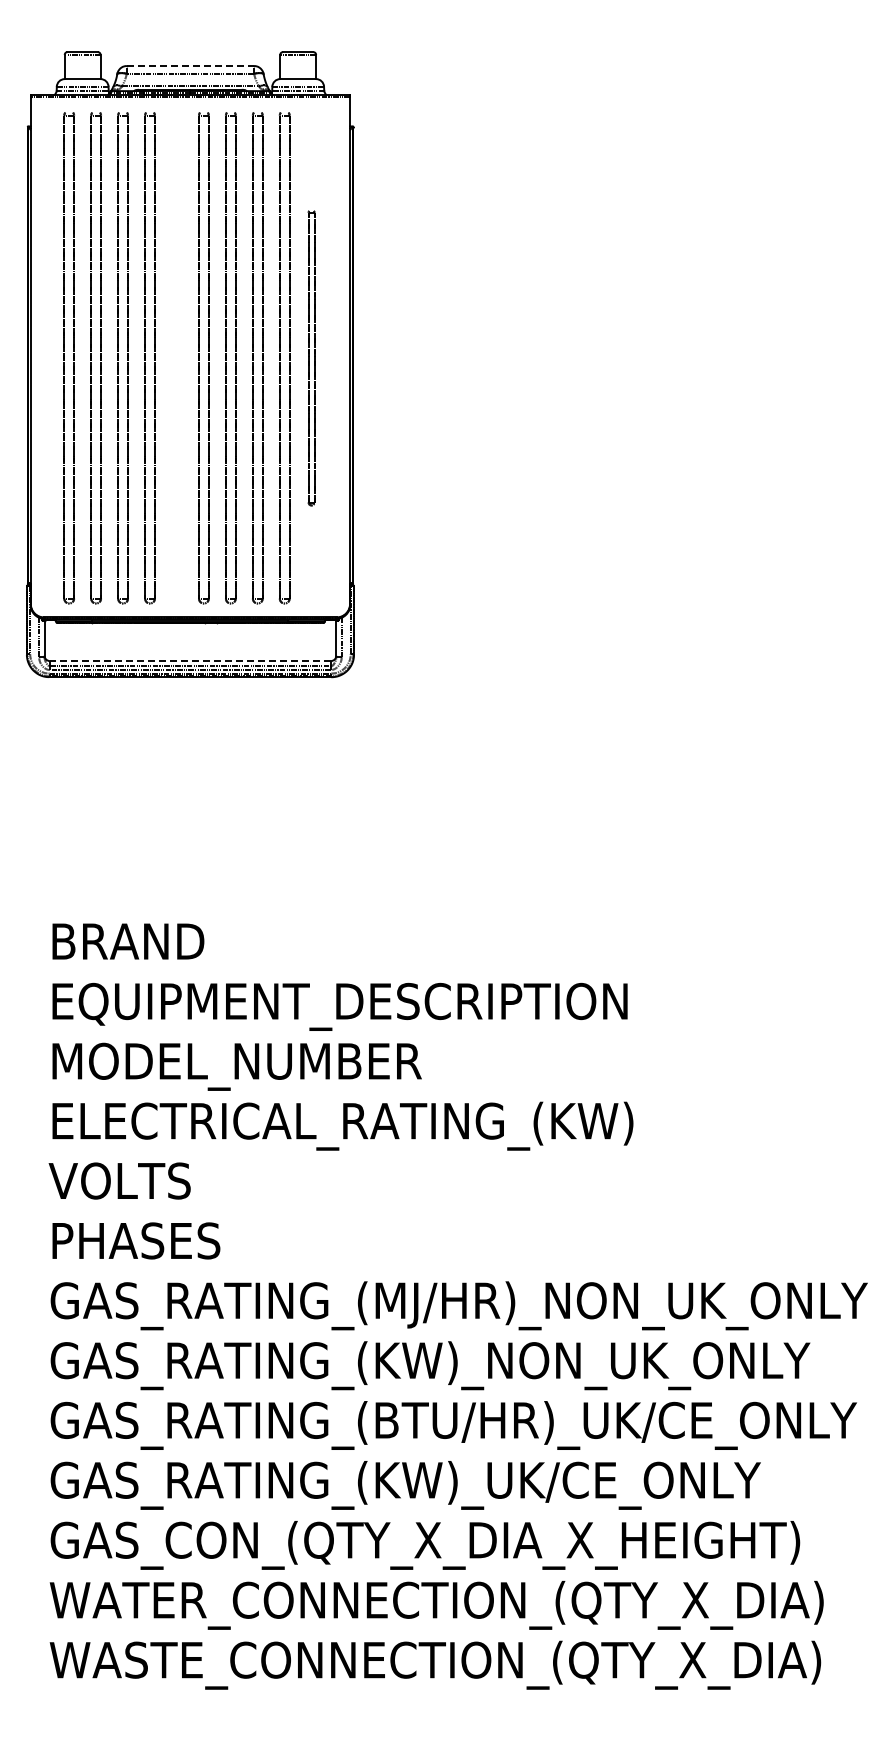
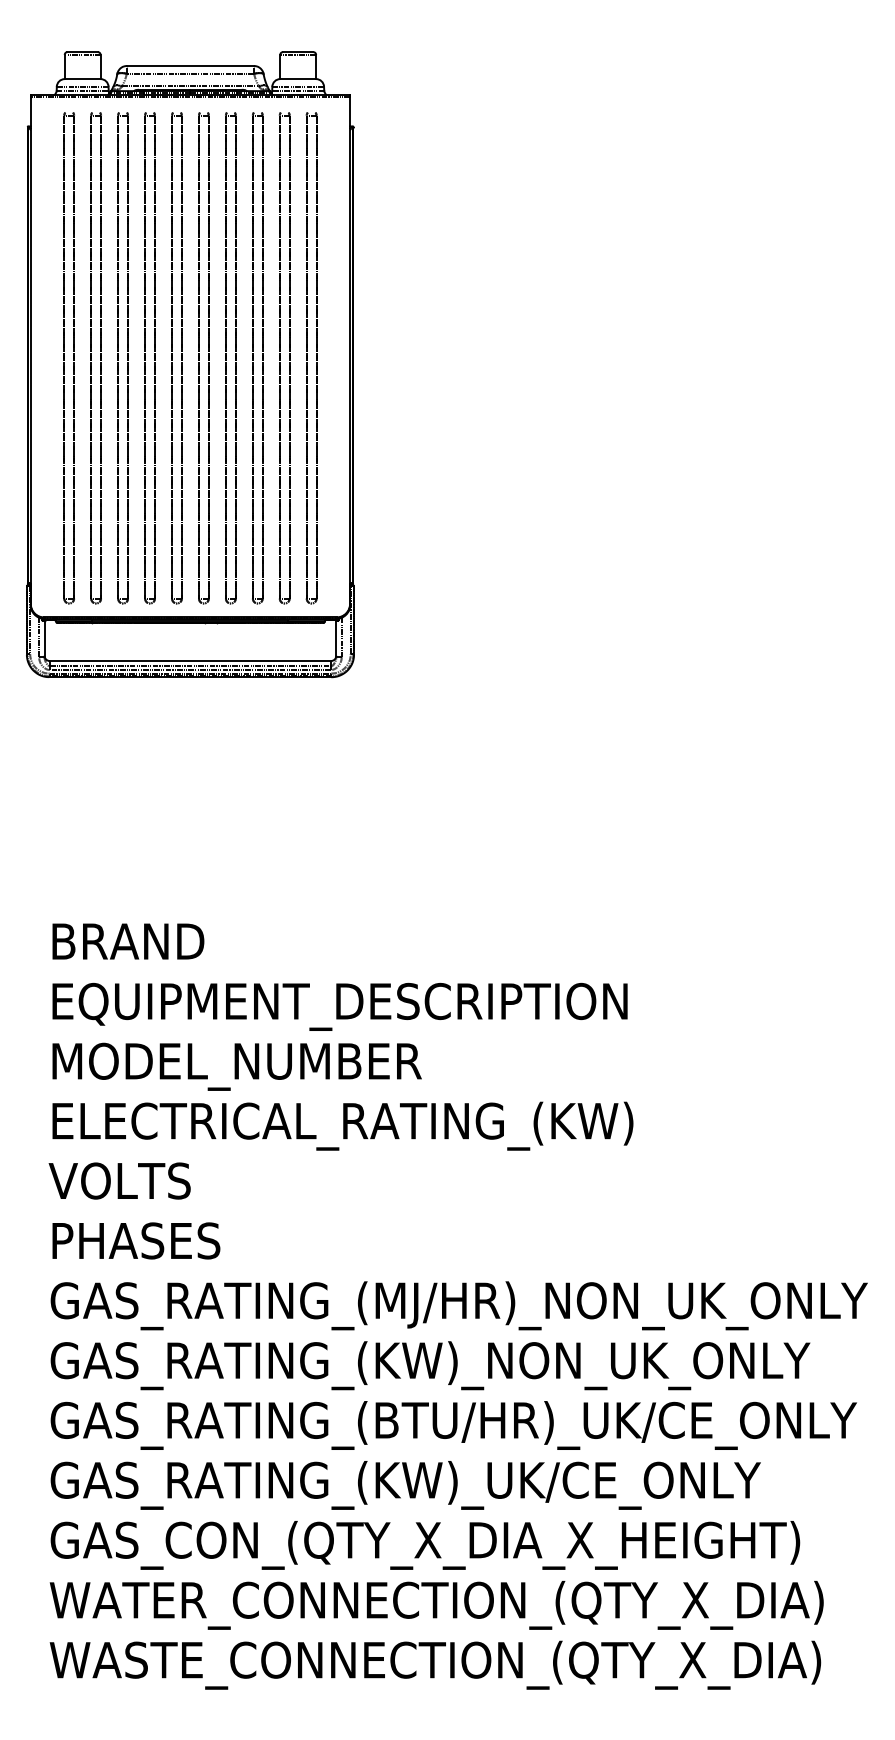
line: dashed -> solid (190, 65)
part: none -> present (176, 358)
part size: 9x297 px -> 13x493 px (311, 358)
line: dashed -> solid (190, 661)
